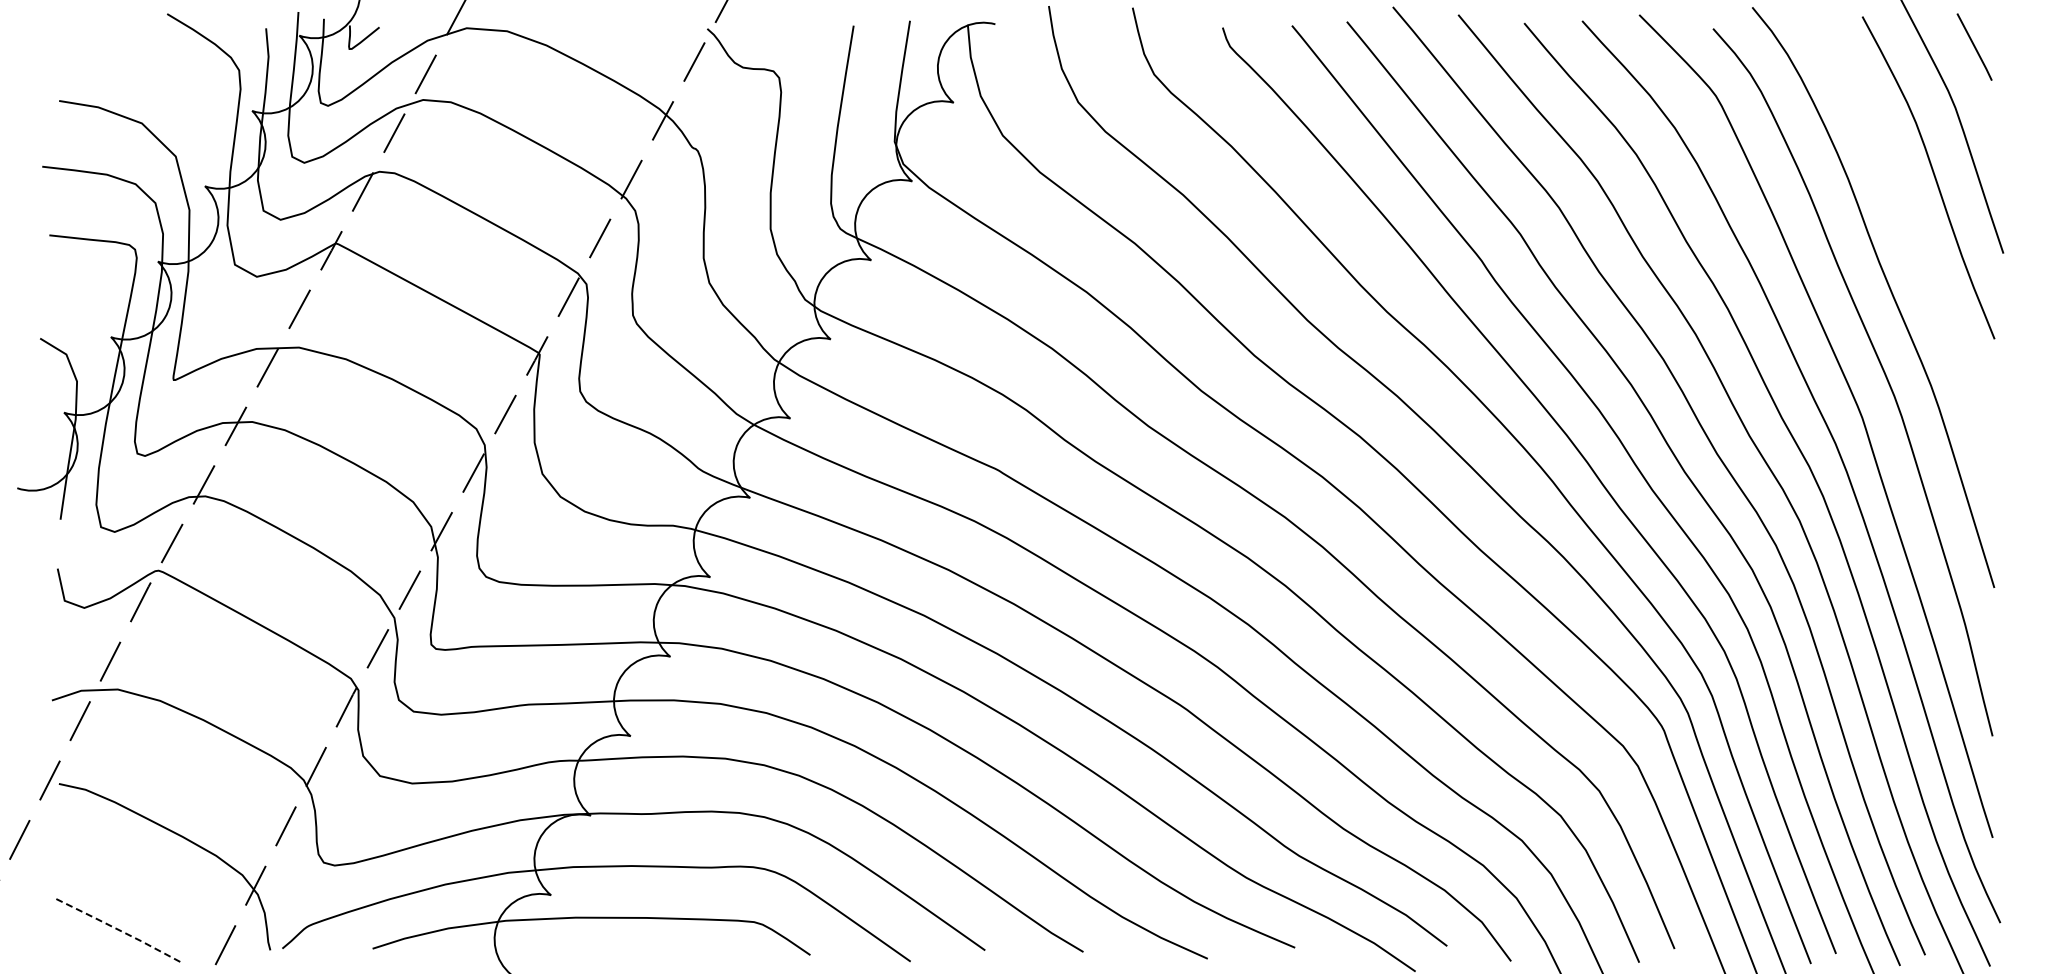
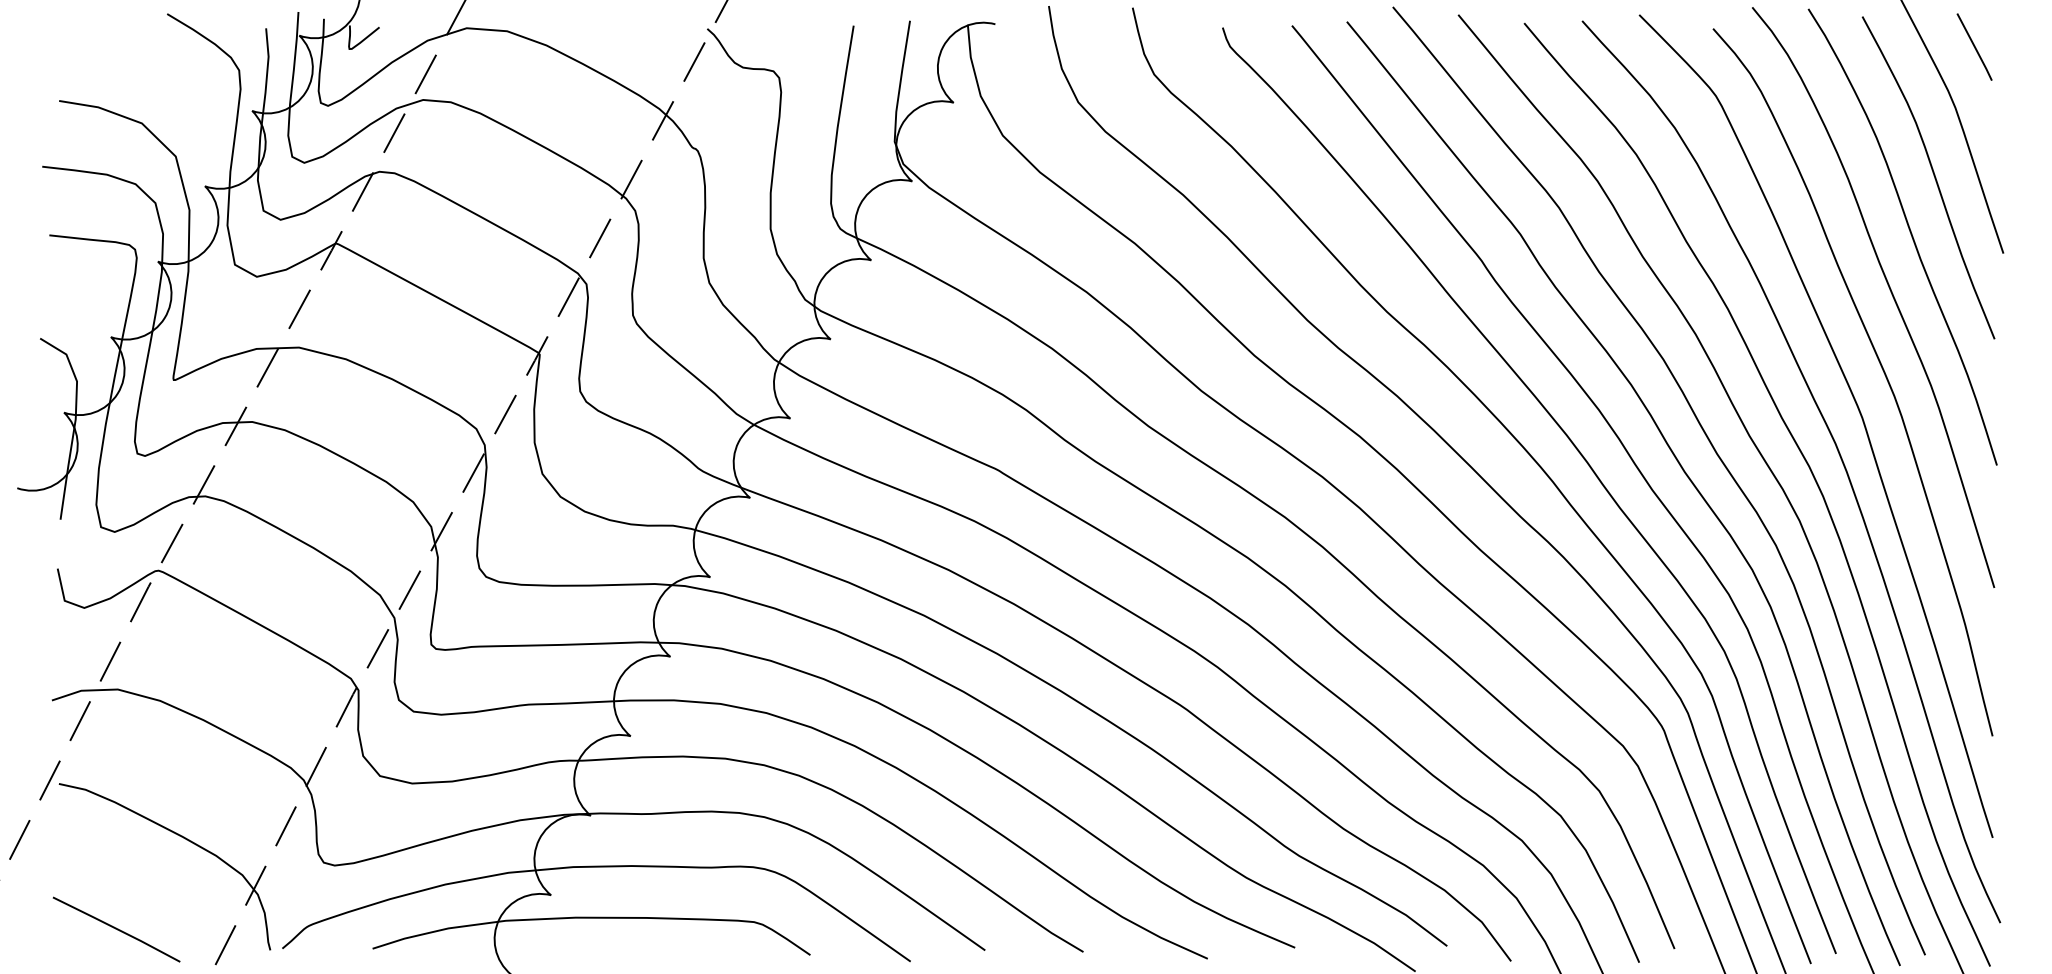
curve: none -> present (1909, 232)
line: dashed -> solid (116, 928)
